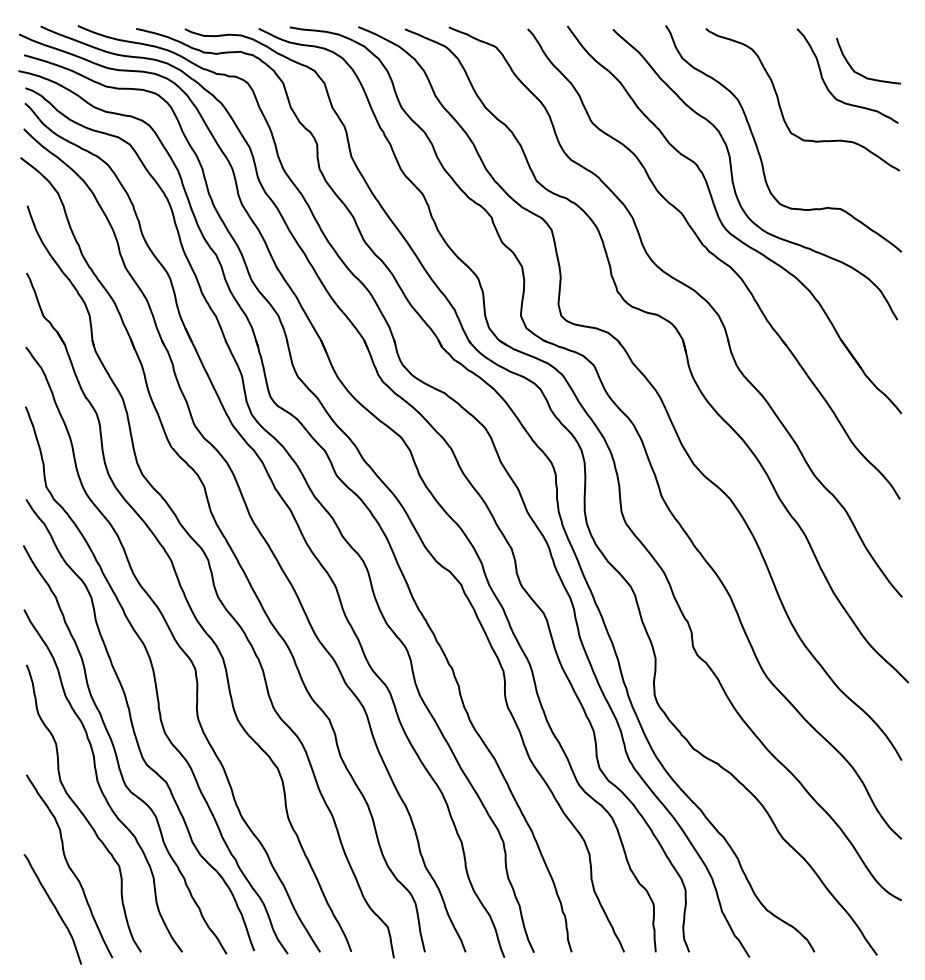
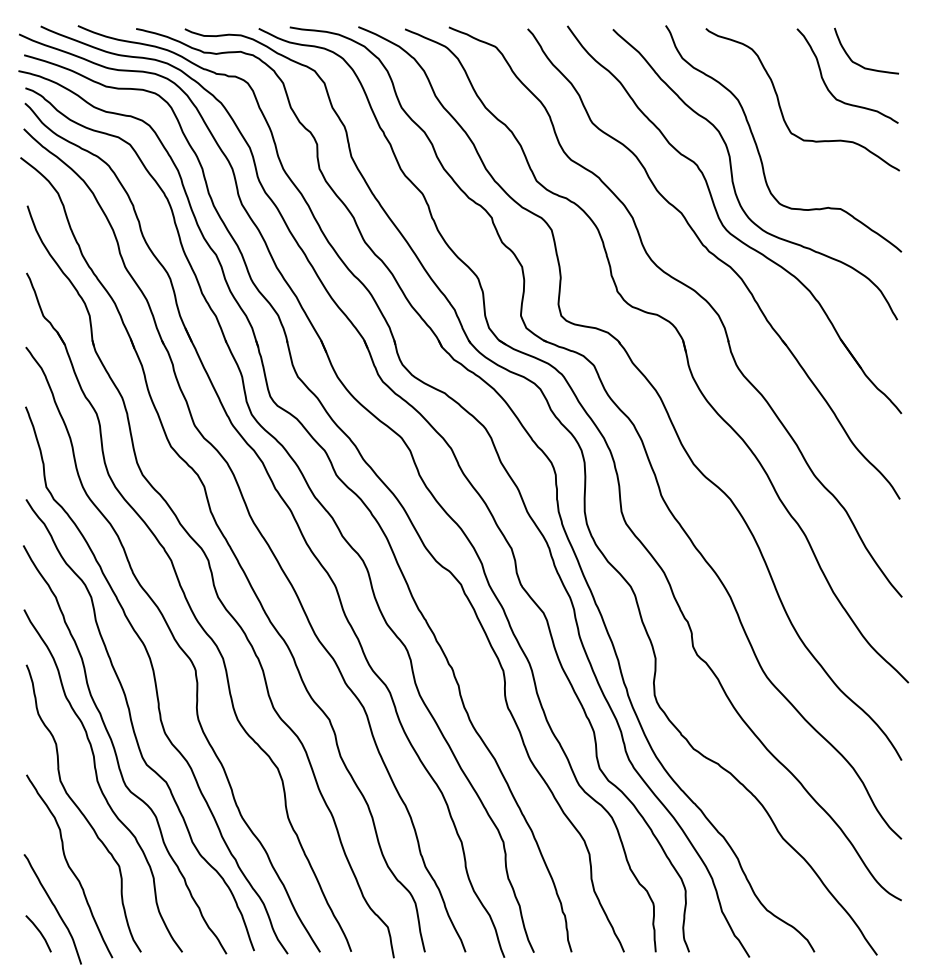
curve position: (862, 74) -> (860, 64) (860, 64)
line: none -> present (39, 932)
